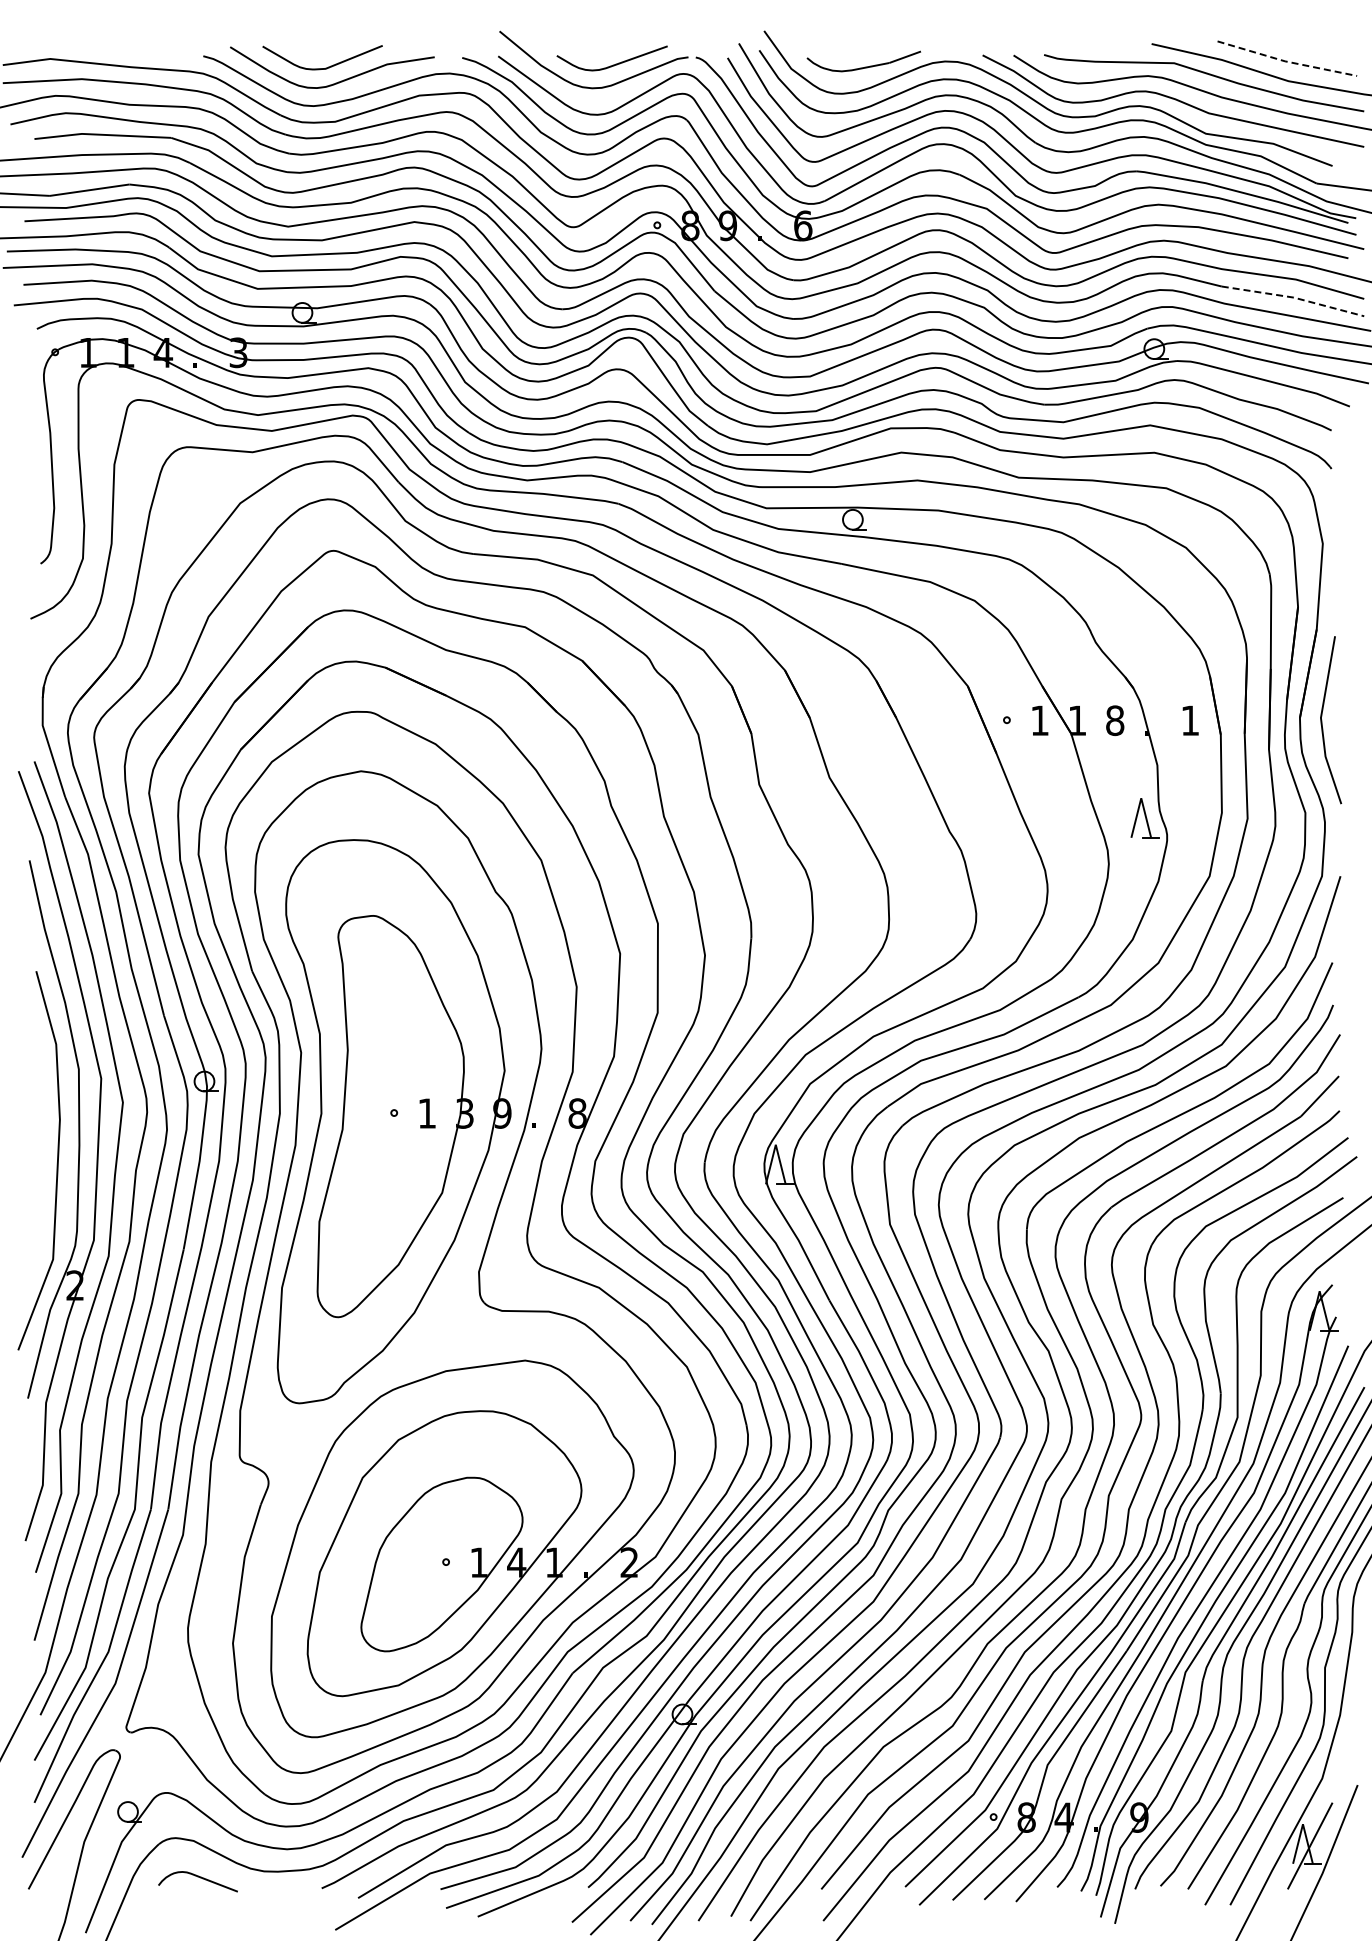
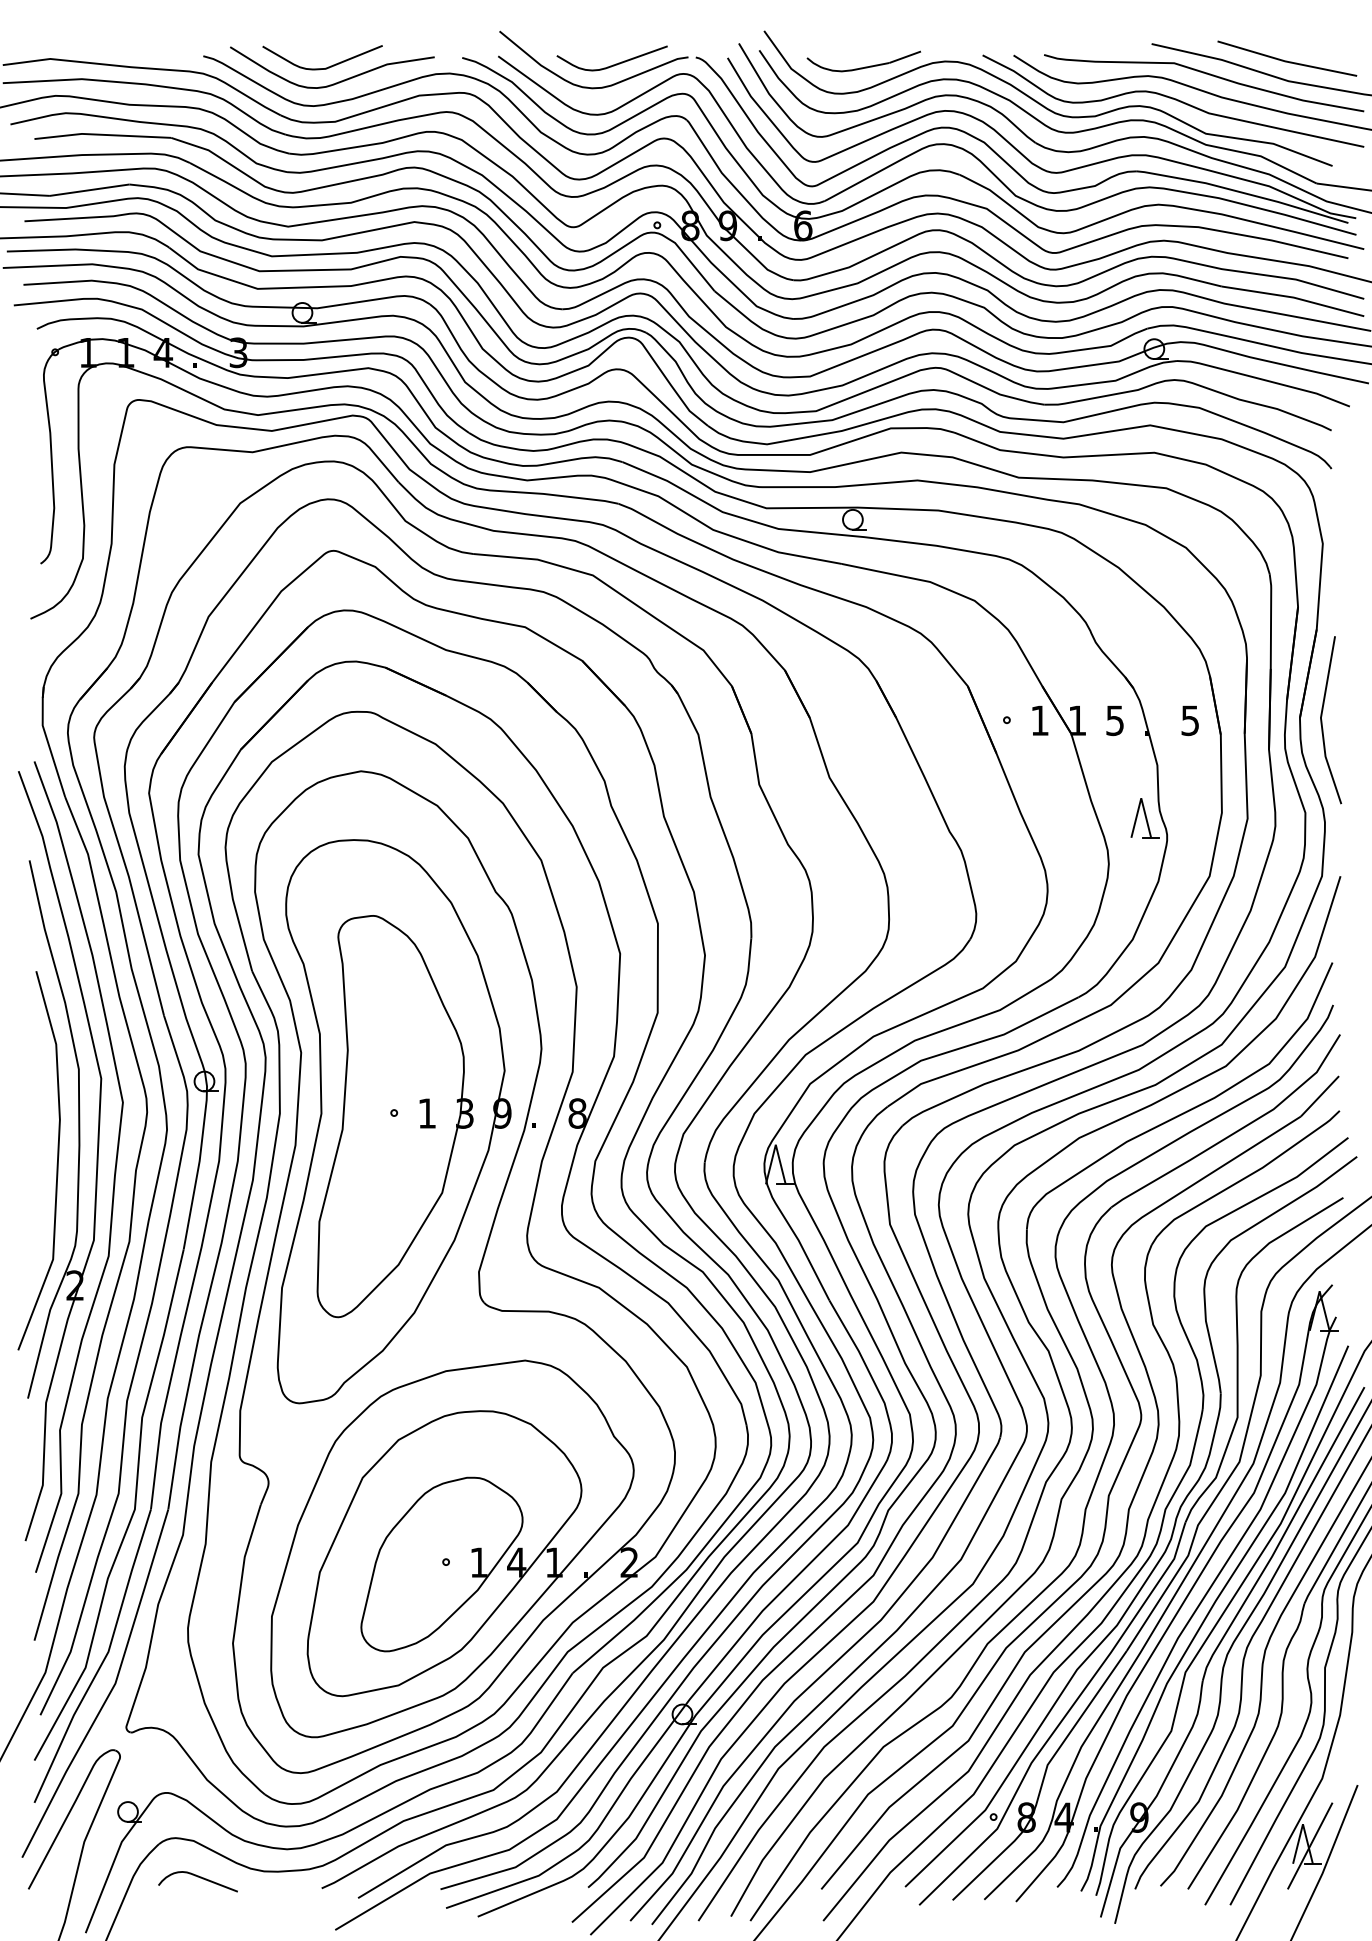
line: dashed -> solid (1286, 61)
line: dashed -> solid (1293, 297)
text: 8 -> 5 (1115, 720)
text: 1 -> 5 (1189, 720)
